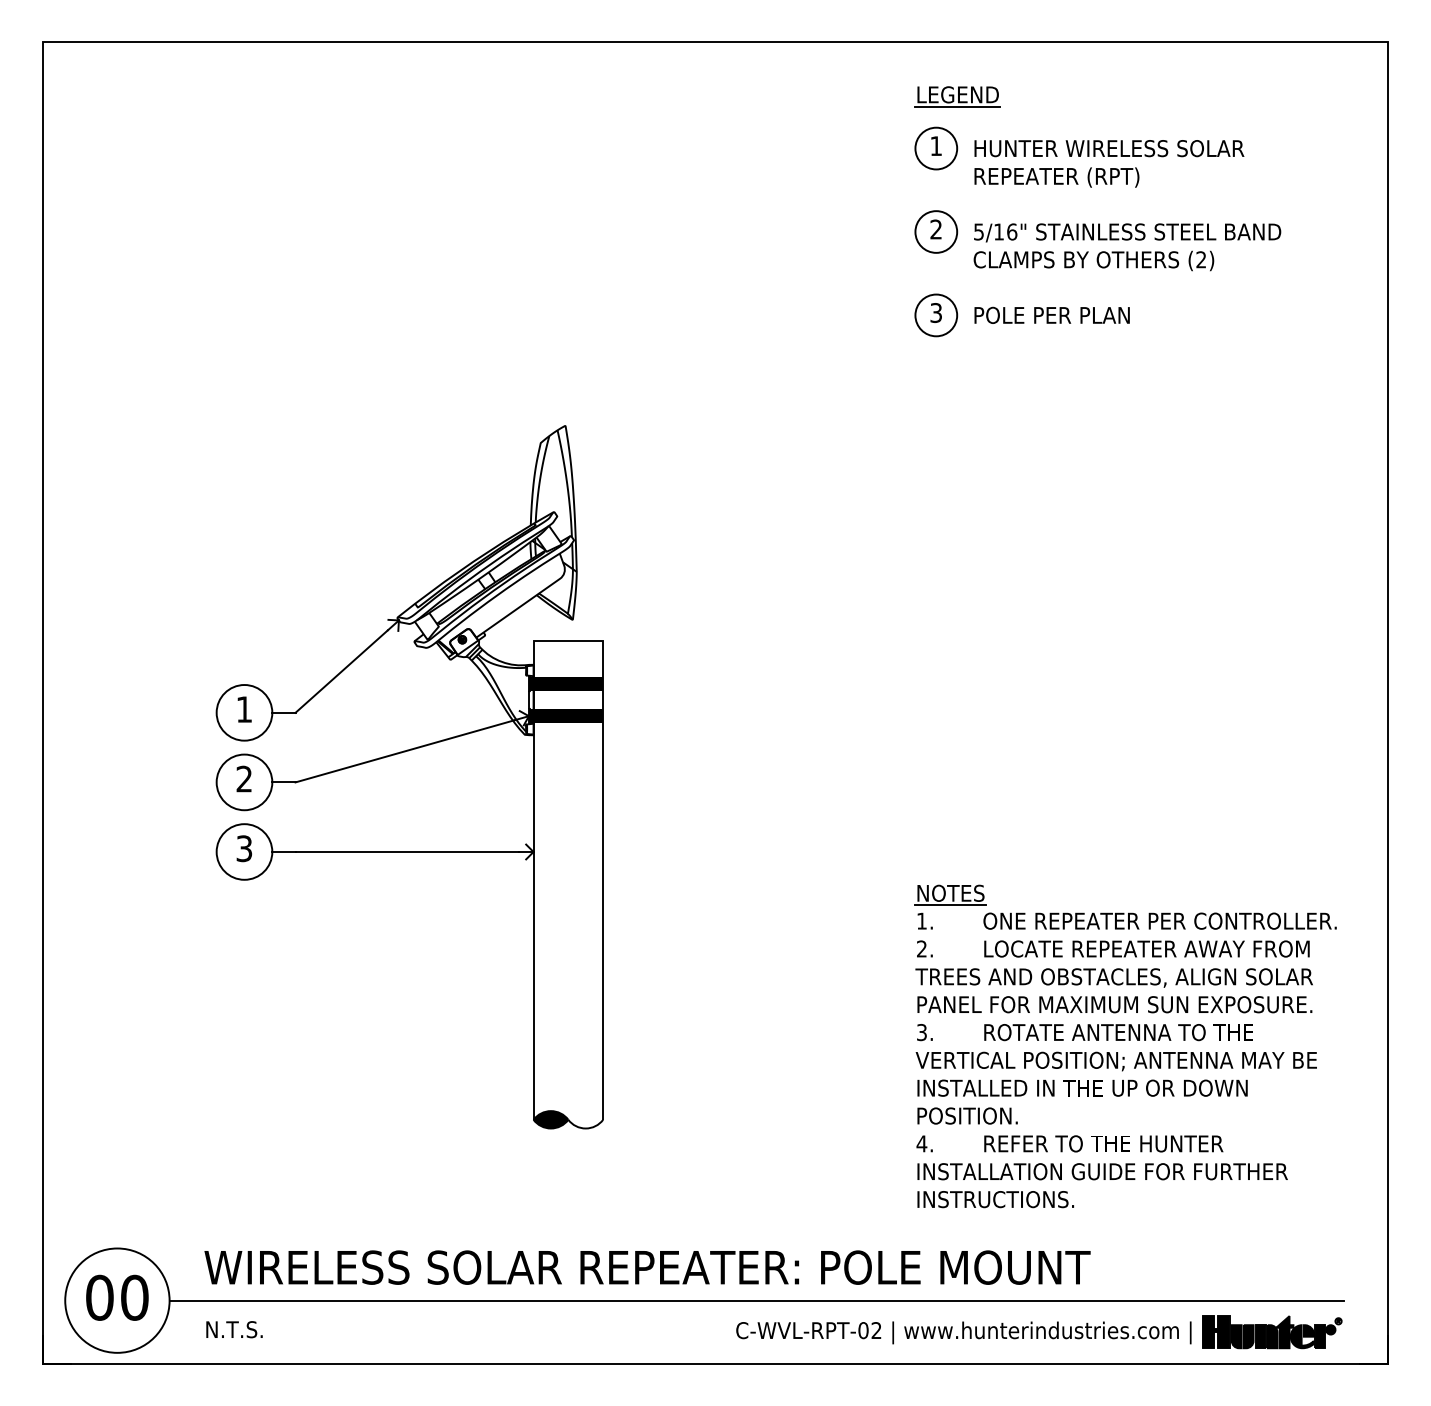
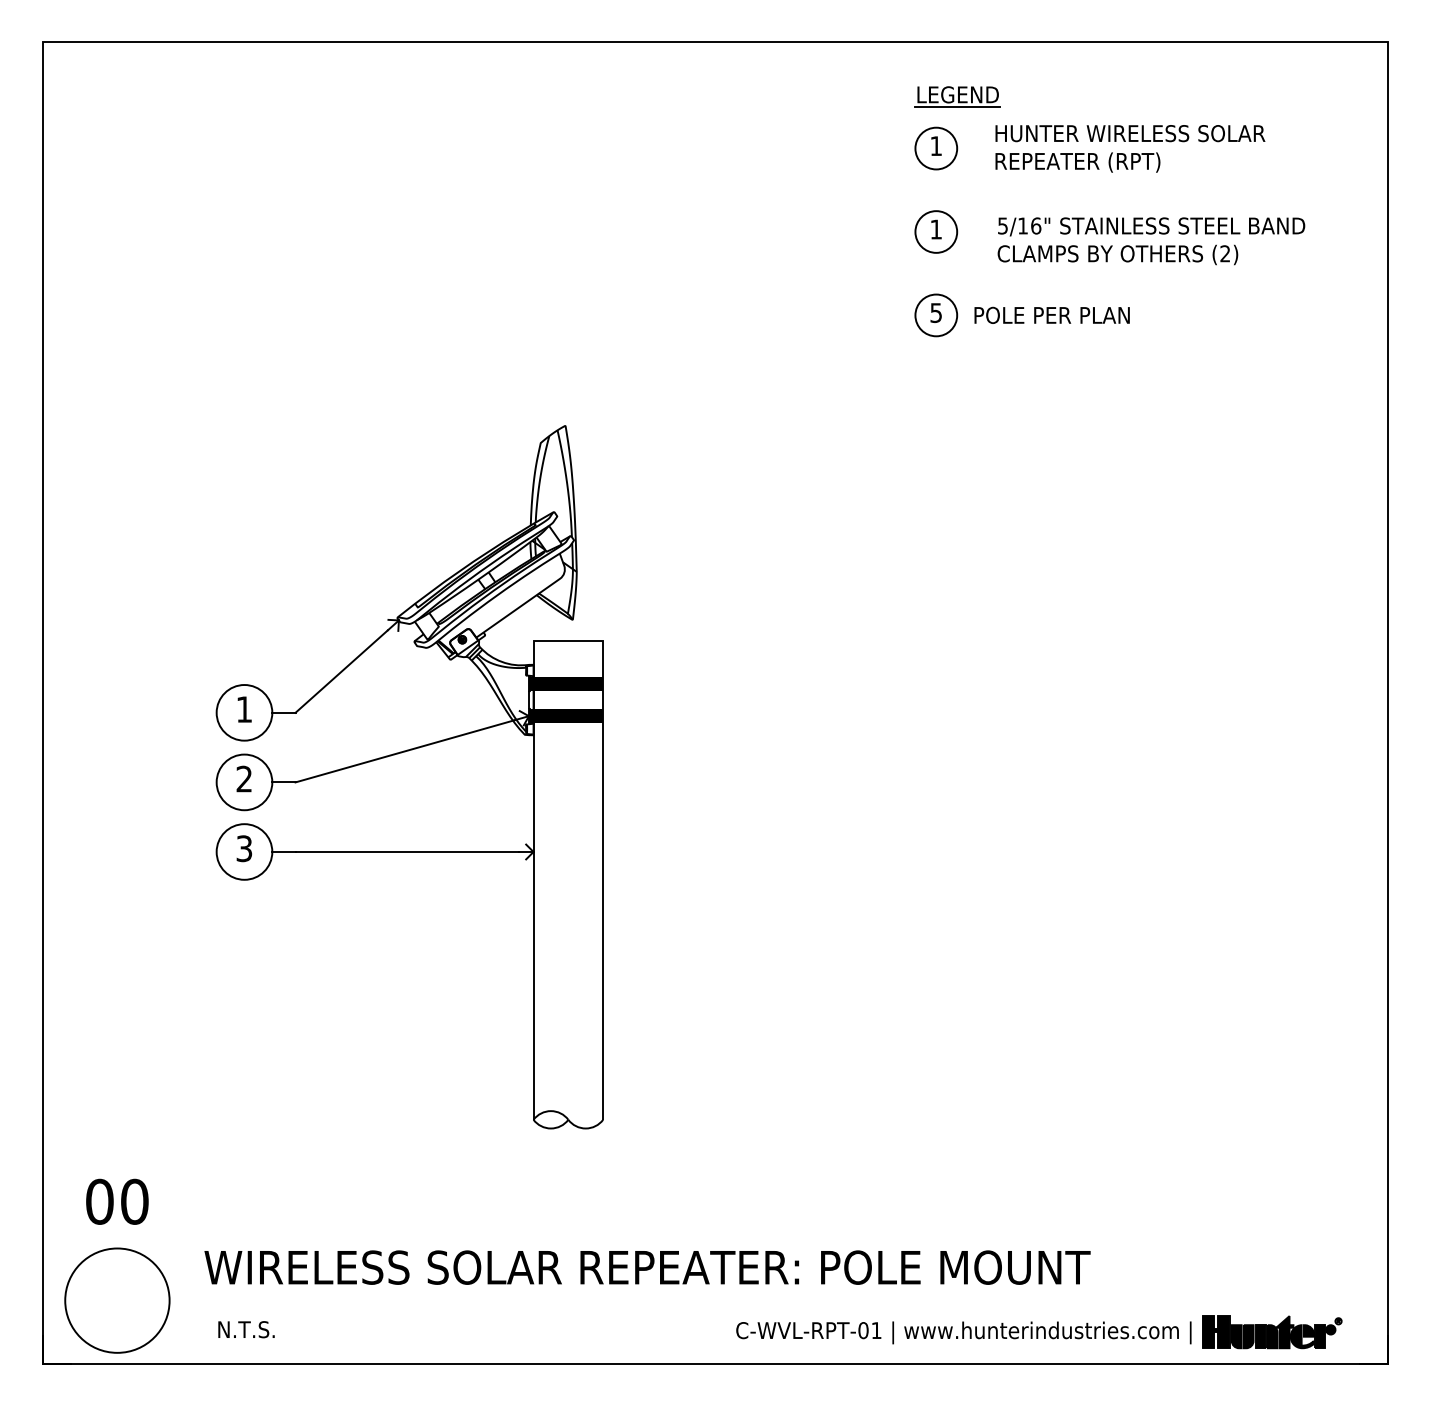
text position: (1109, 163) -> (1130, 148) (1130, 148)
text: 2 -> 1 (935, 229)
text position: (1127, 247) -> (1151, 241) (1151, 241)
text: 3 -> 5 (936, 312)
part: present -> none (1125, 1046)
fill: present -> none (550, 1119)
text position: (117, 1297) -> (117, 1201) (117, 1201)
line: present -> none (756, 1300)
text position: (234, 1329) -> (246, 1329) (246, 1329)
text: C-WVL-RPT-02 -> C-WVL-RPT-01 (876, 1330)
